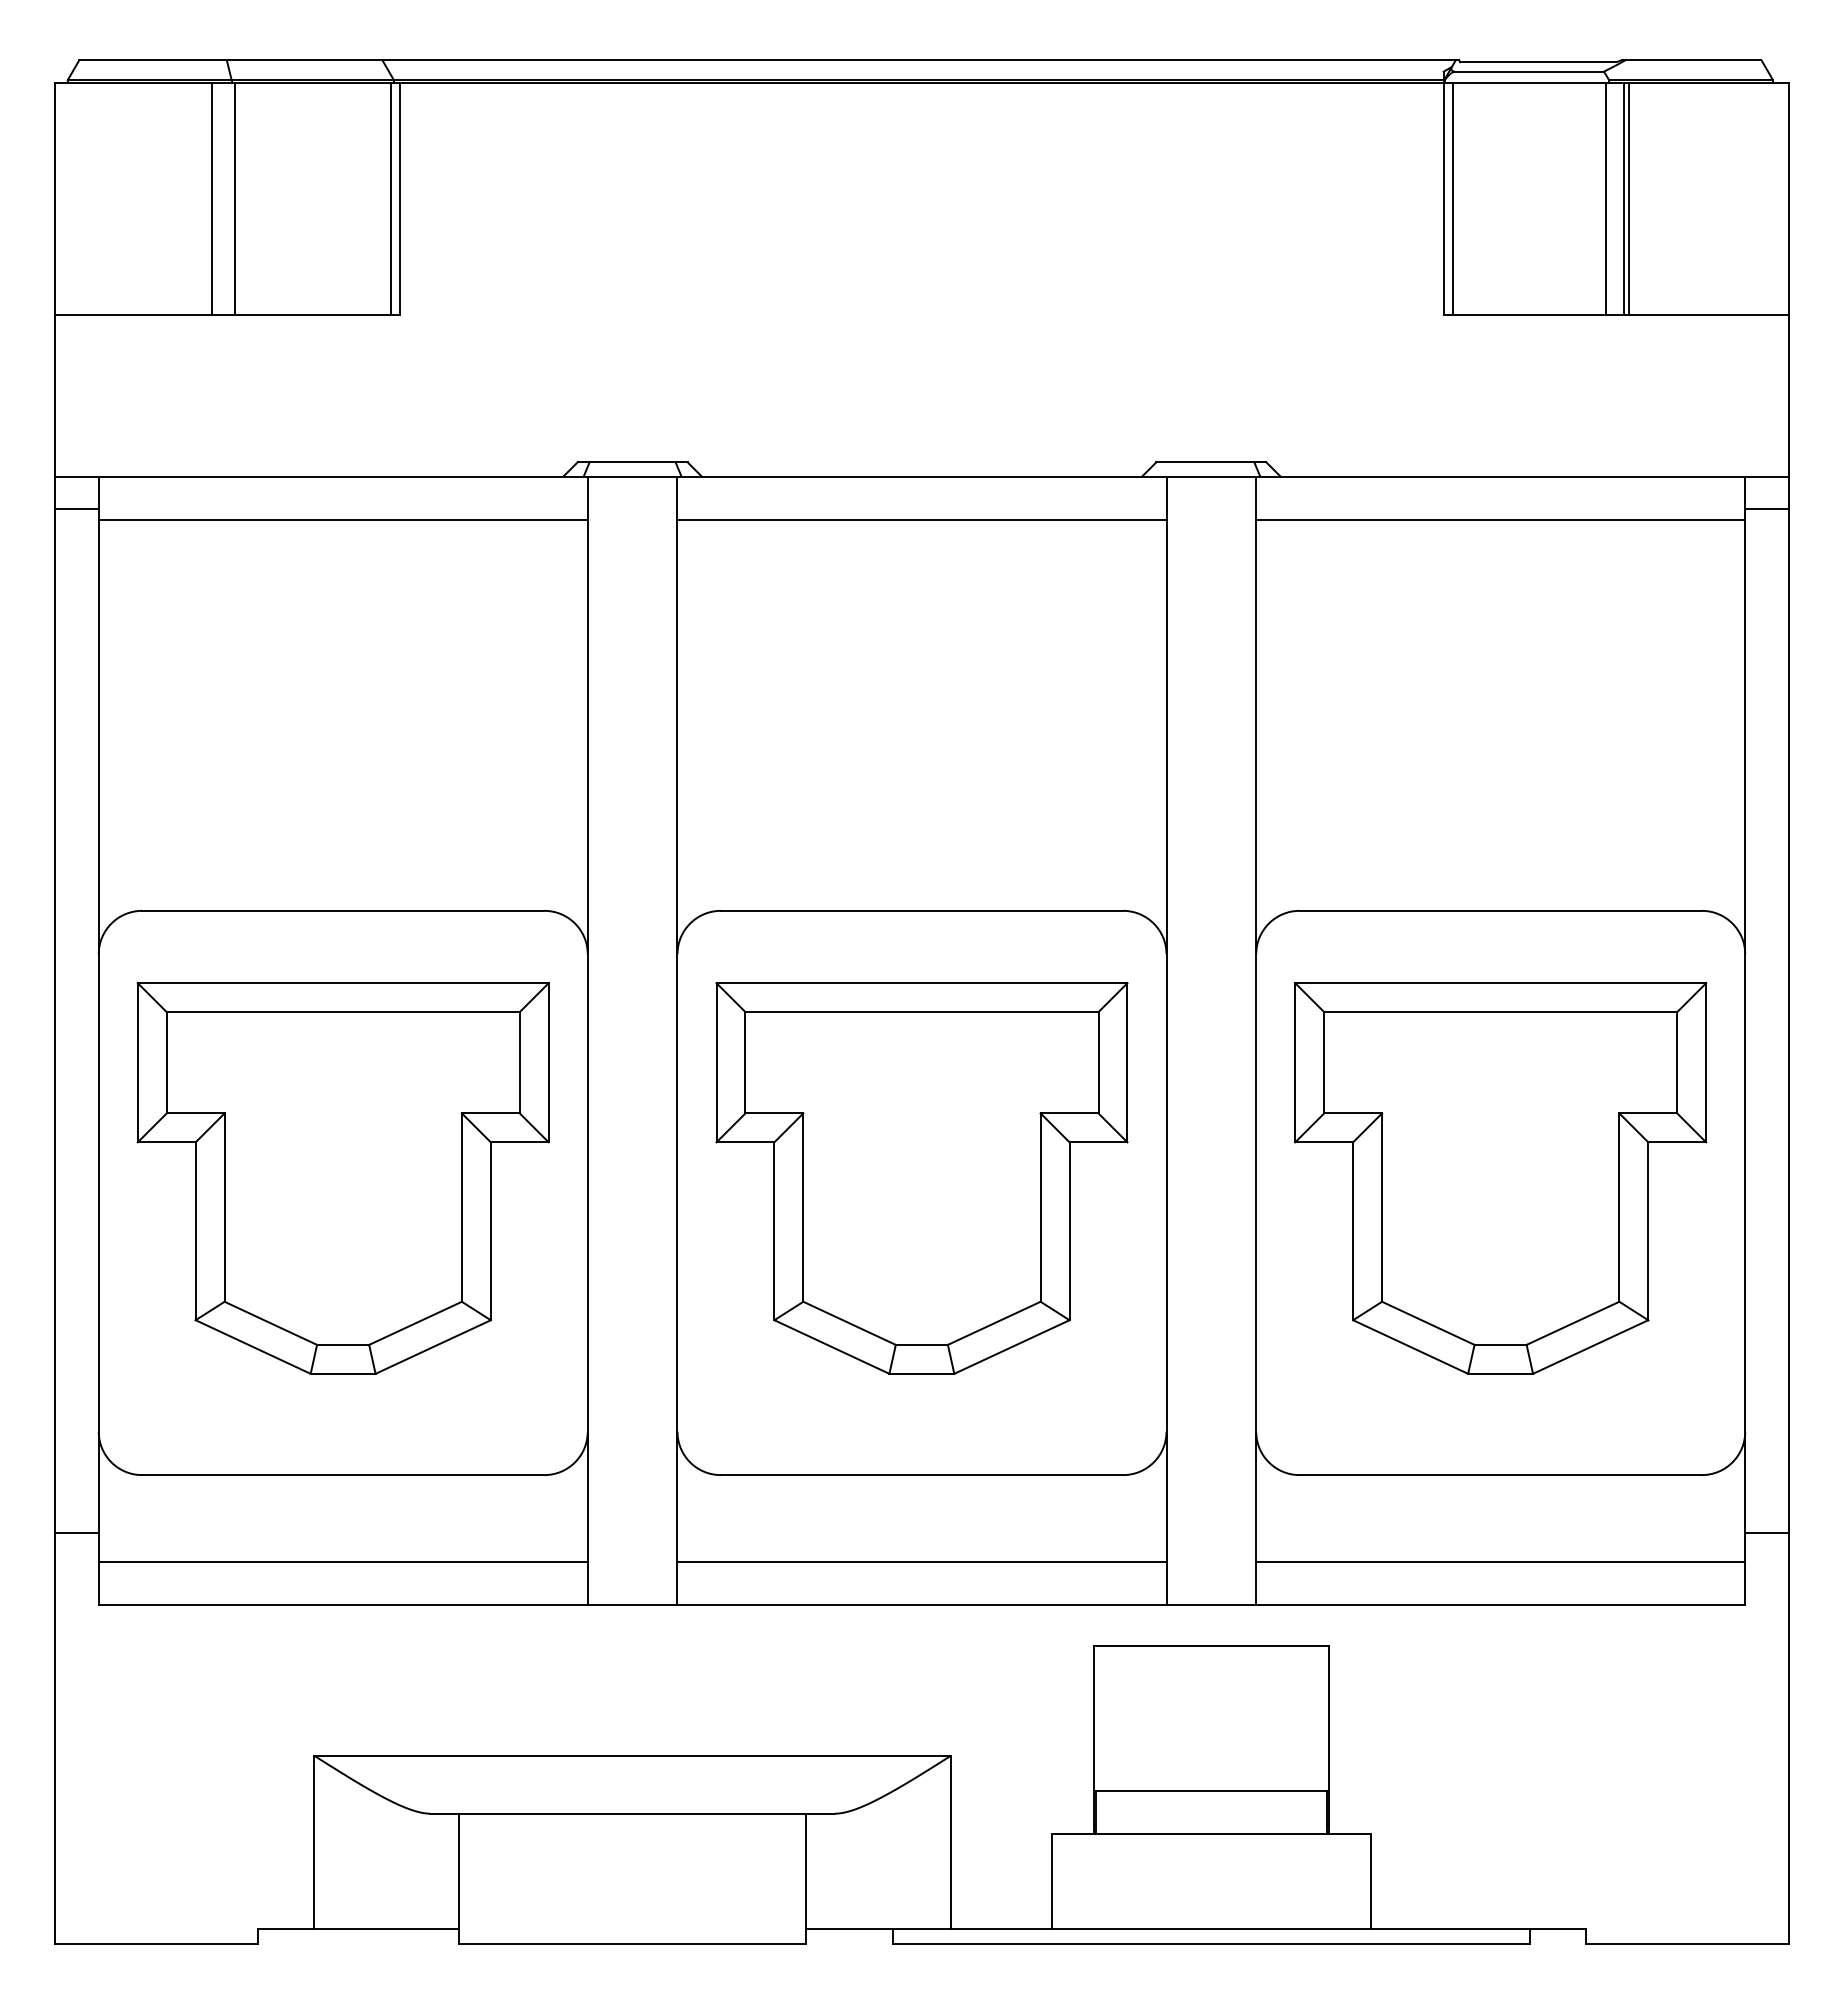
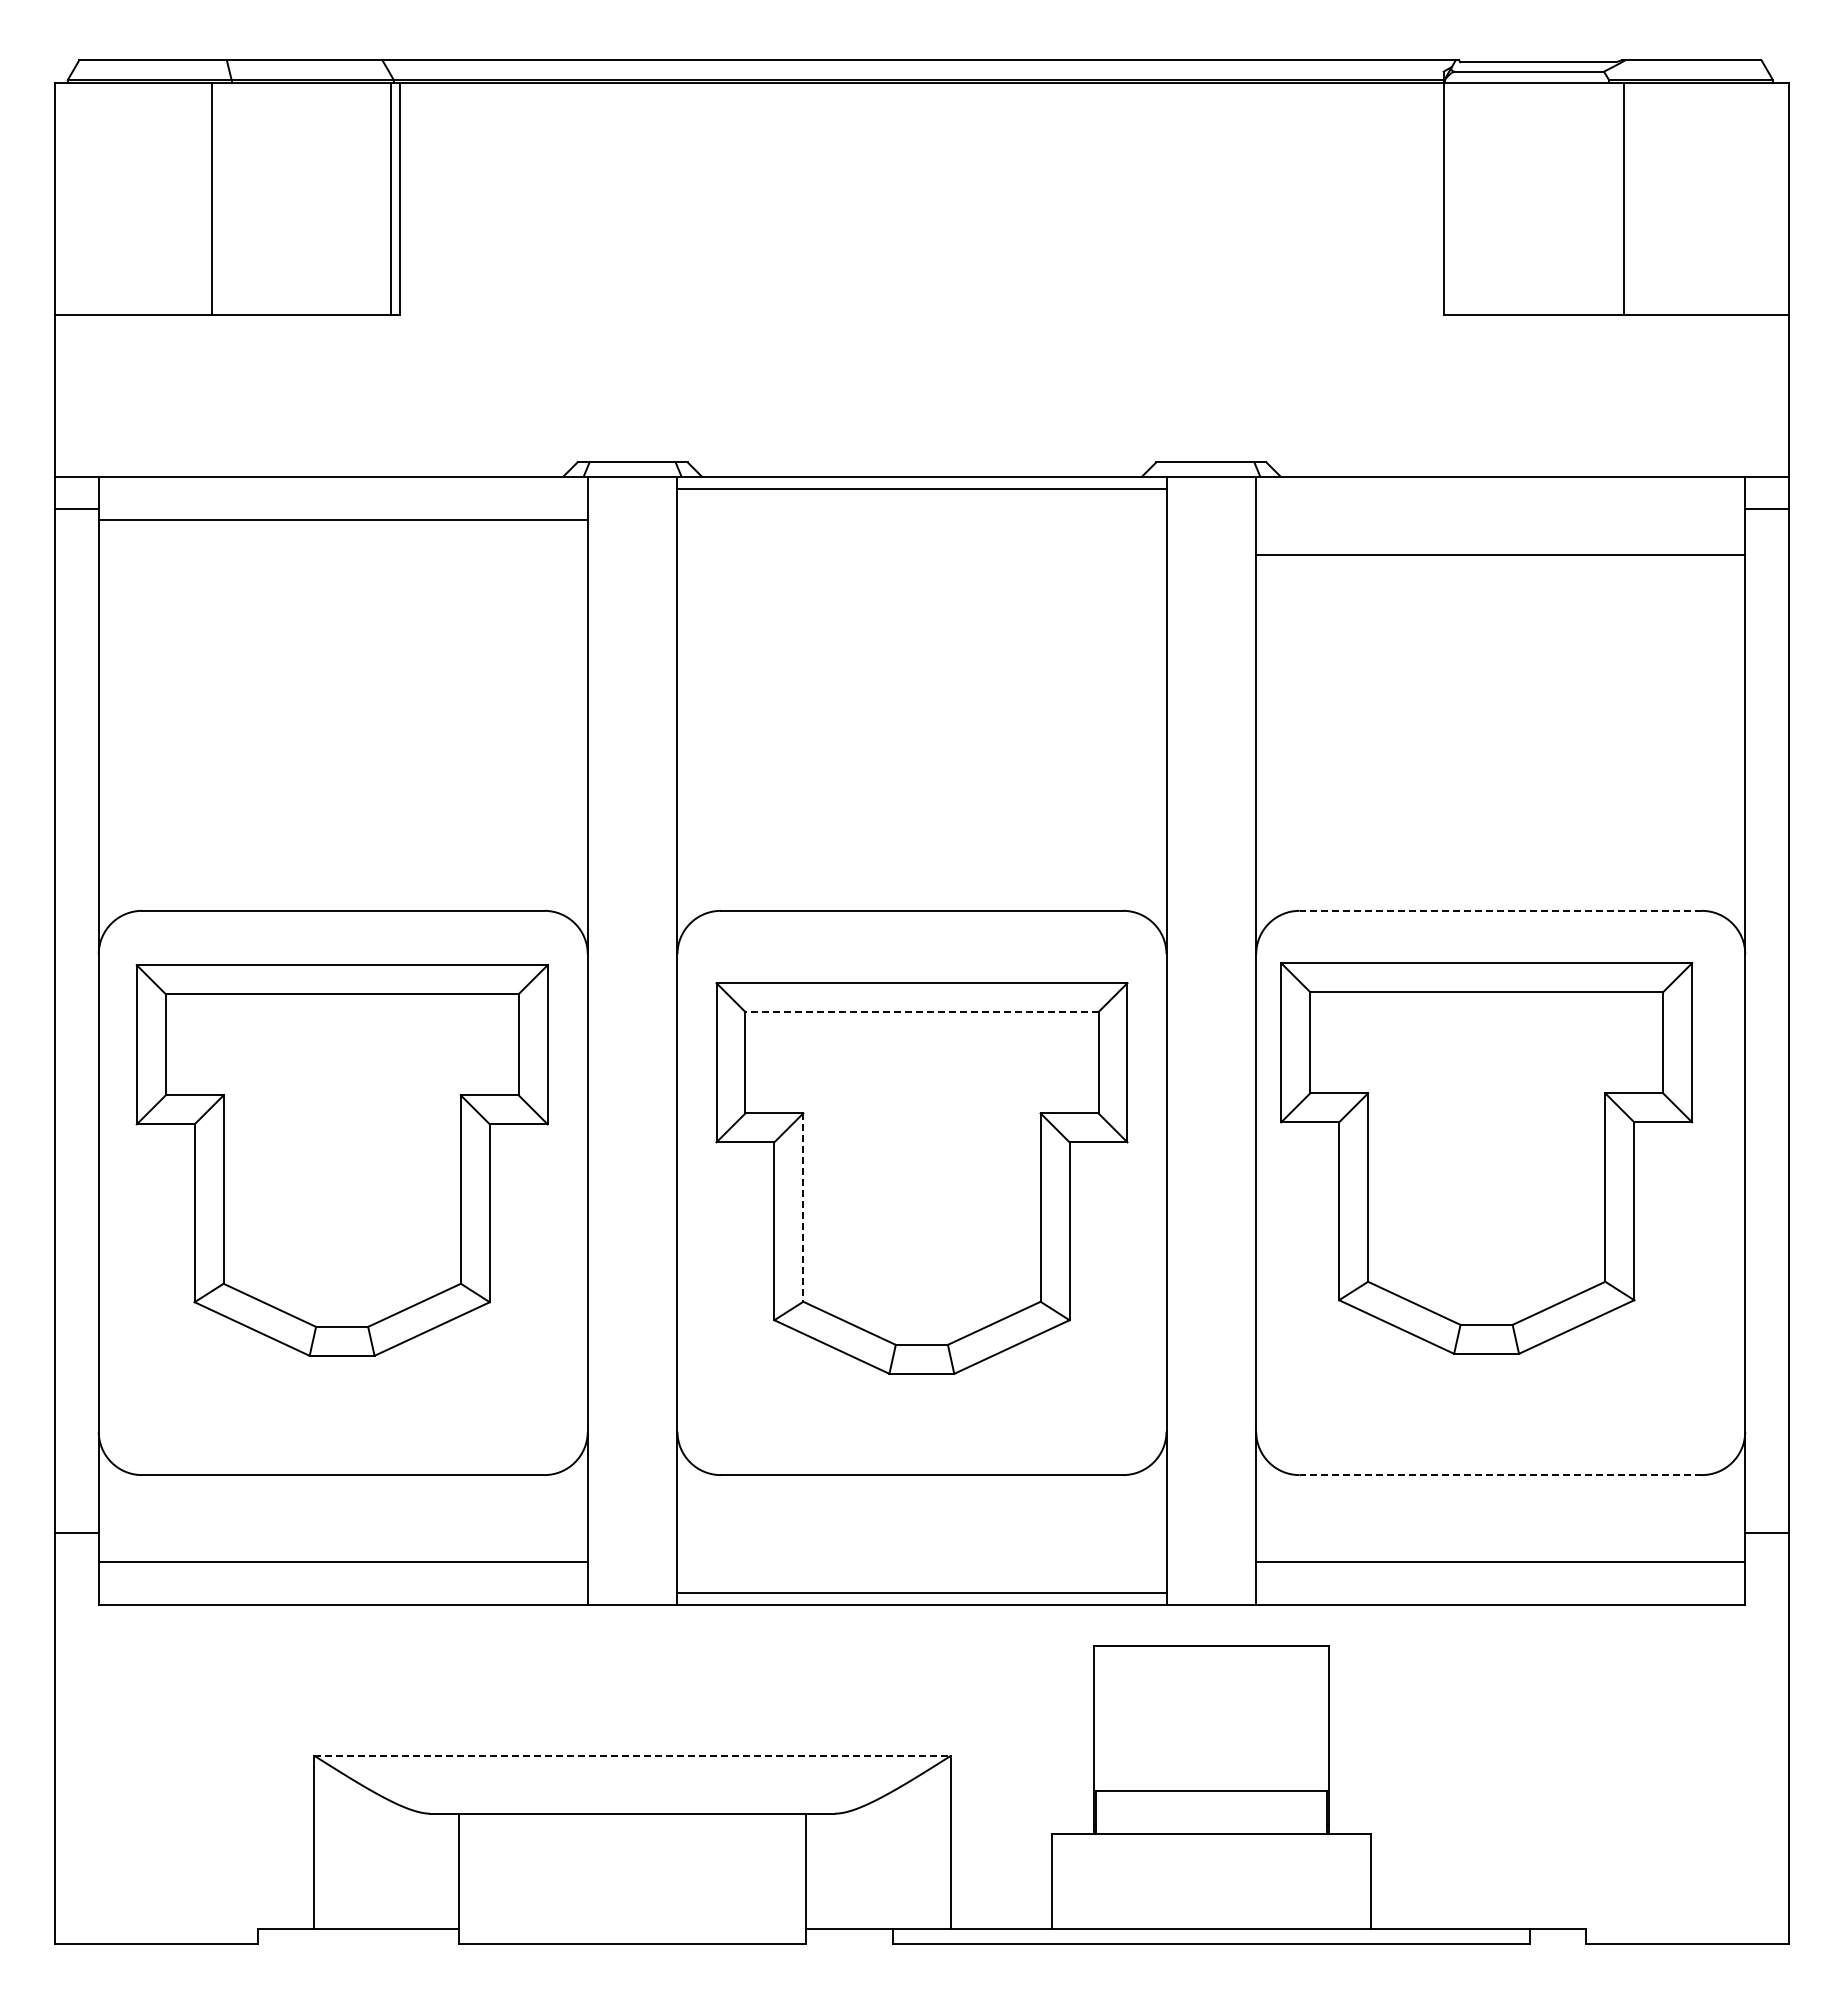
line: present -> none (234, 198)
line: present -> none (1452, 198)
line: present -> none (1606, 198)
line: present -> none (1629, 198)
line position: (921, 520) -> (921, 489) (921, 489)
line position: (1500, 520) -> (1500, 555) (1500, 555)
line: solid -> dashed (1500, 910)
line: solid -> dashed (921, 1012)
part position: (342, 1178) -> (341, 1160) (341, 1160)
part position: (1500, 1178) -> (1486, 1158) (1486, 1158)
line: solid -> dashed (803, 1208)
line: solid -> dashed (1500, 1475)
line position: (921, 1561) -> (921, 1592) (921, 1592)
line: solid -> dashed (633, 1755)
